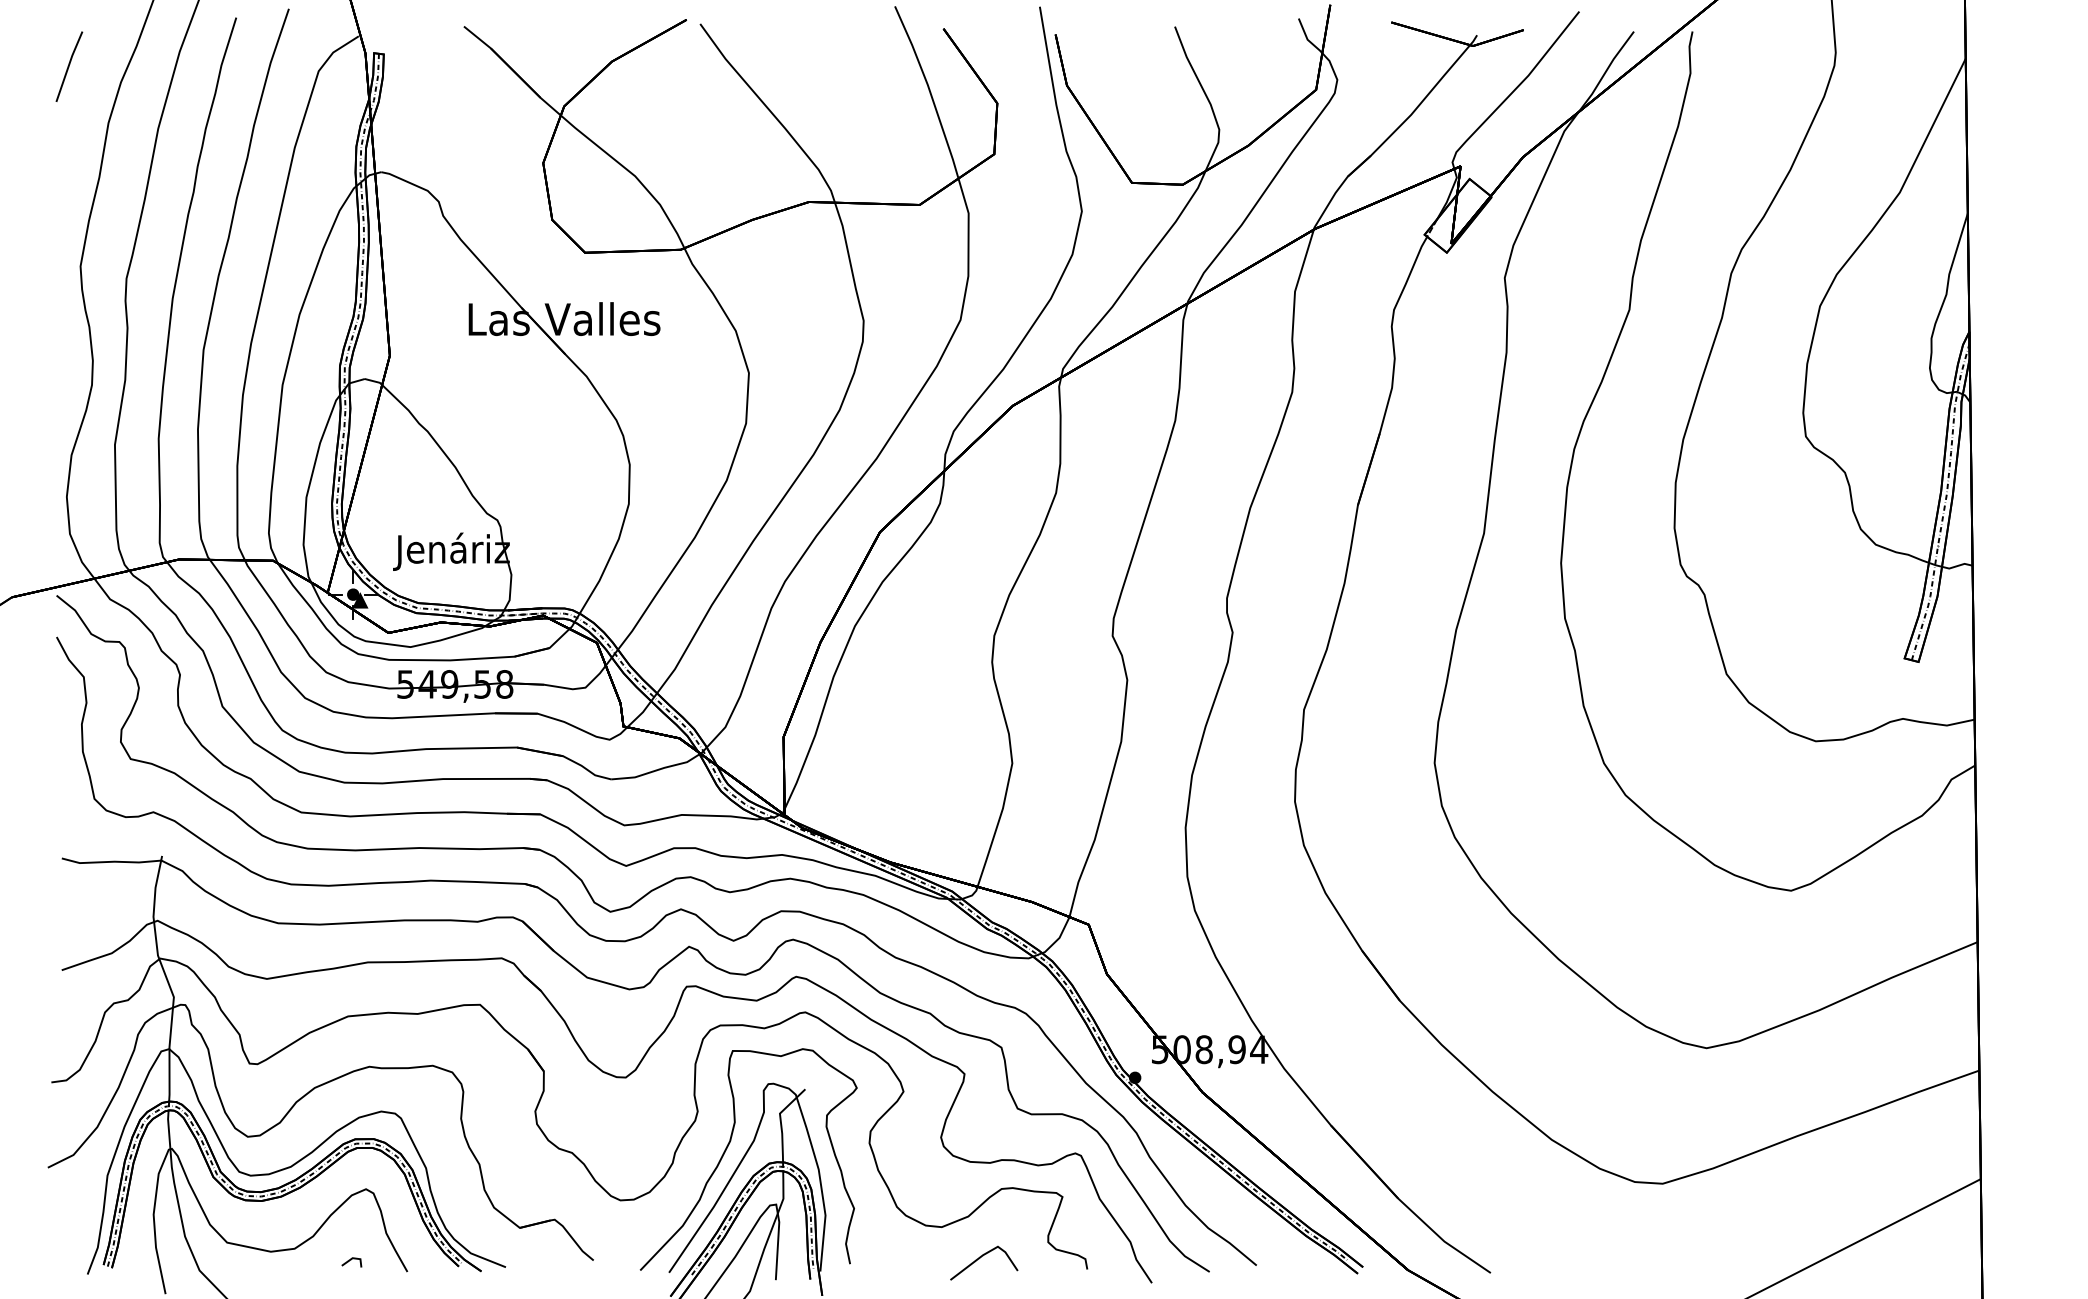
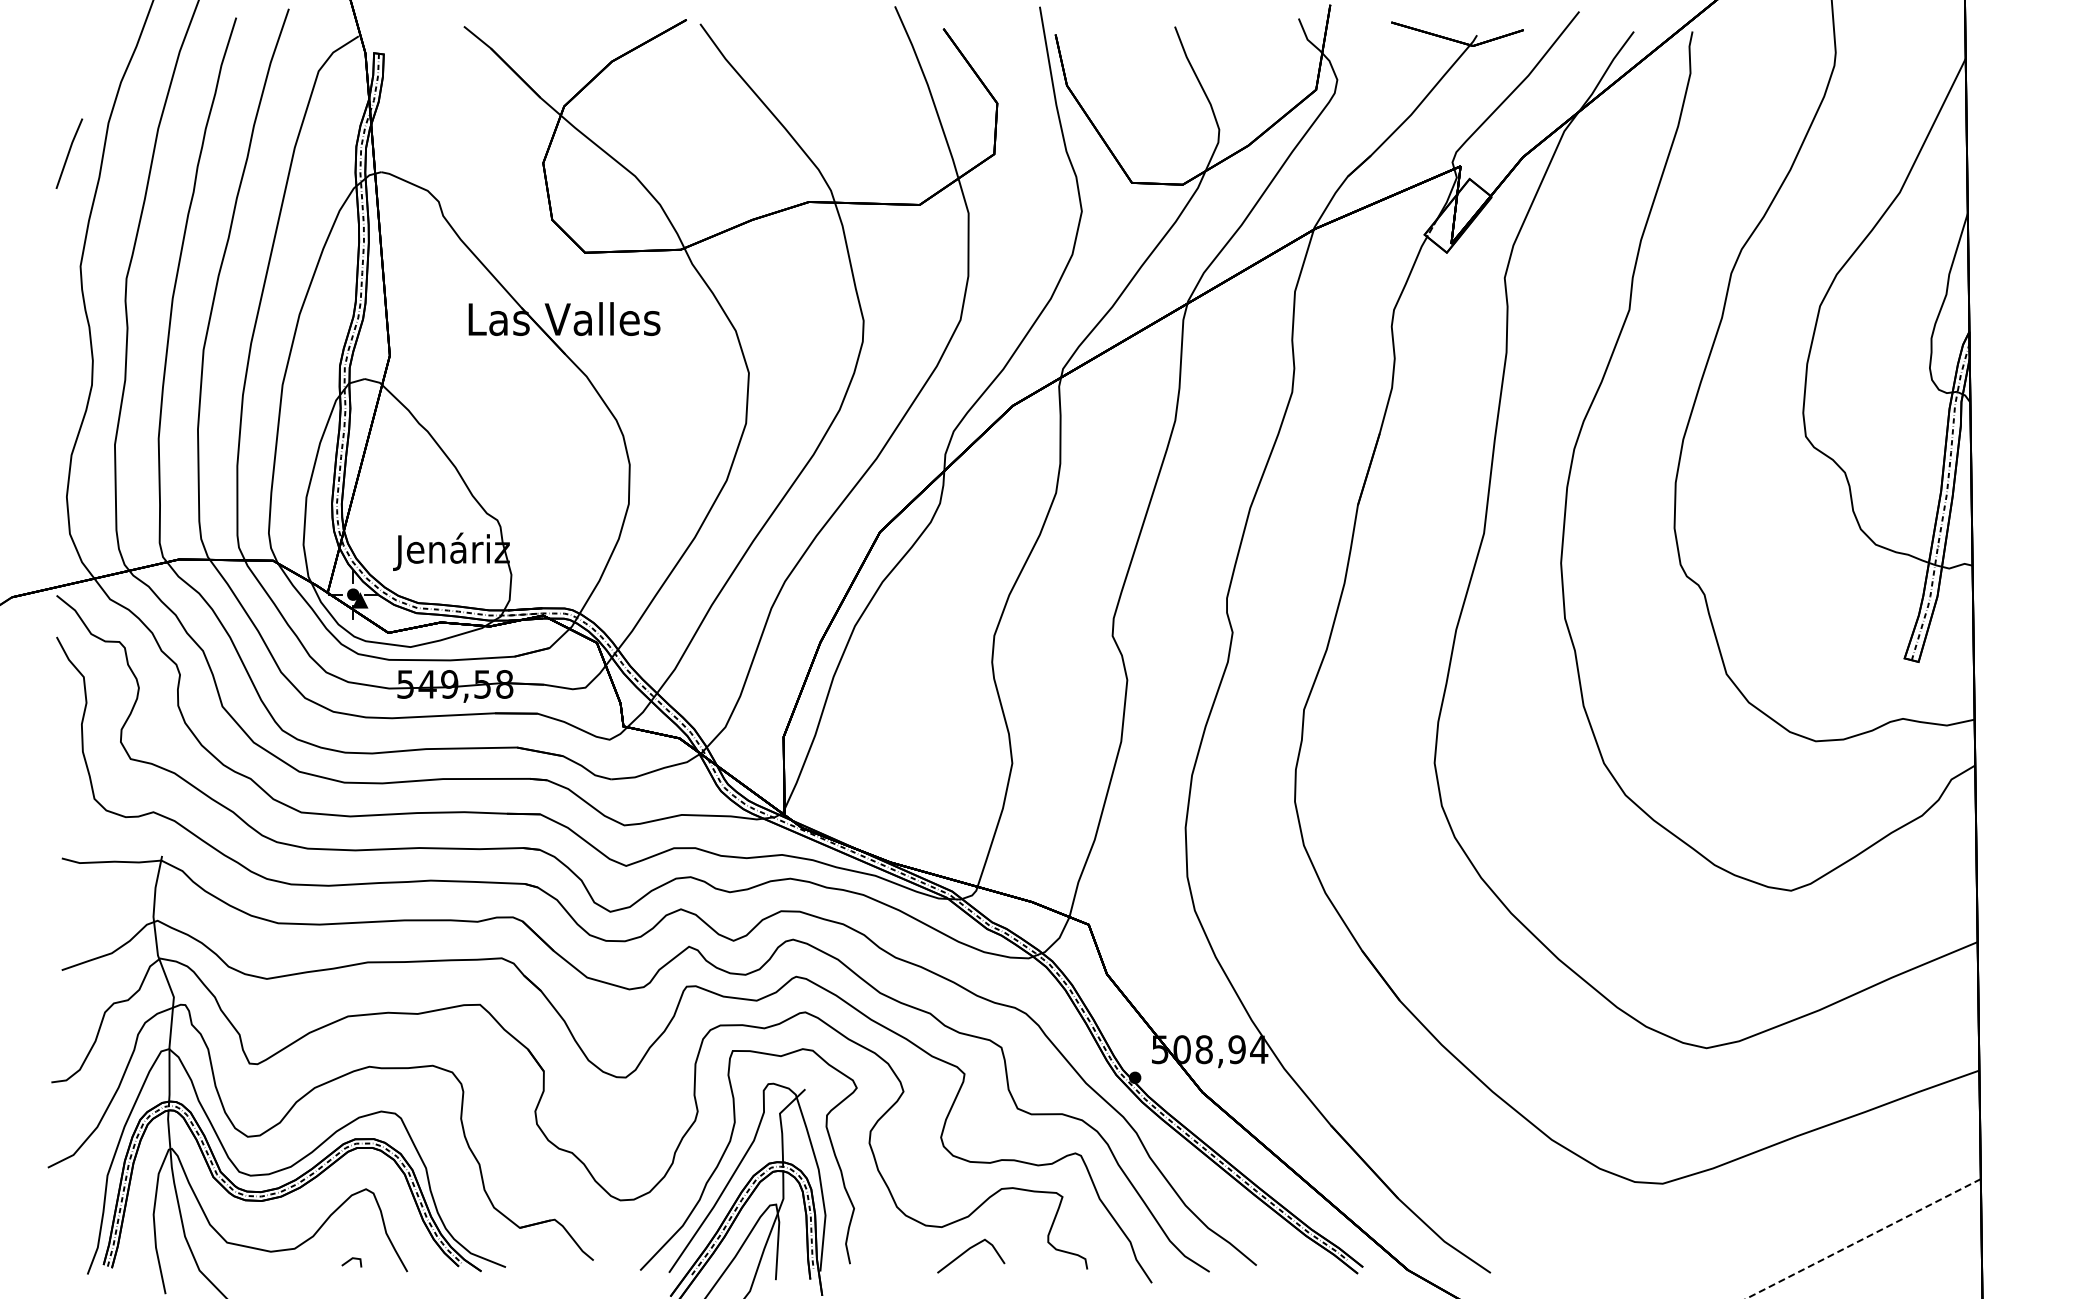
line position: (69, 66) -> (69, 153) (69, 153)
line: solid -> dashed (1863, 1238)
line position: (980, 1258) -> (967, 1251) (967, 1251)
